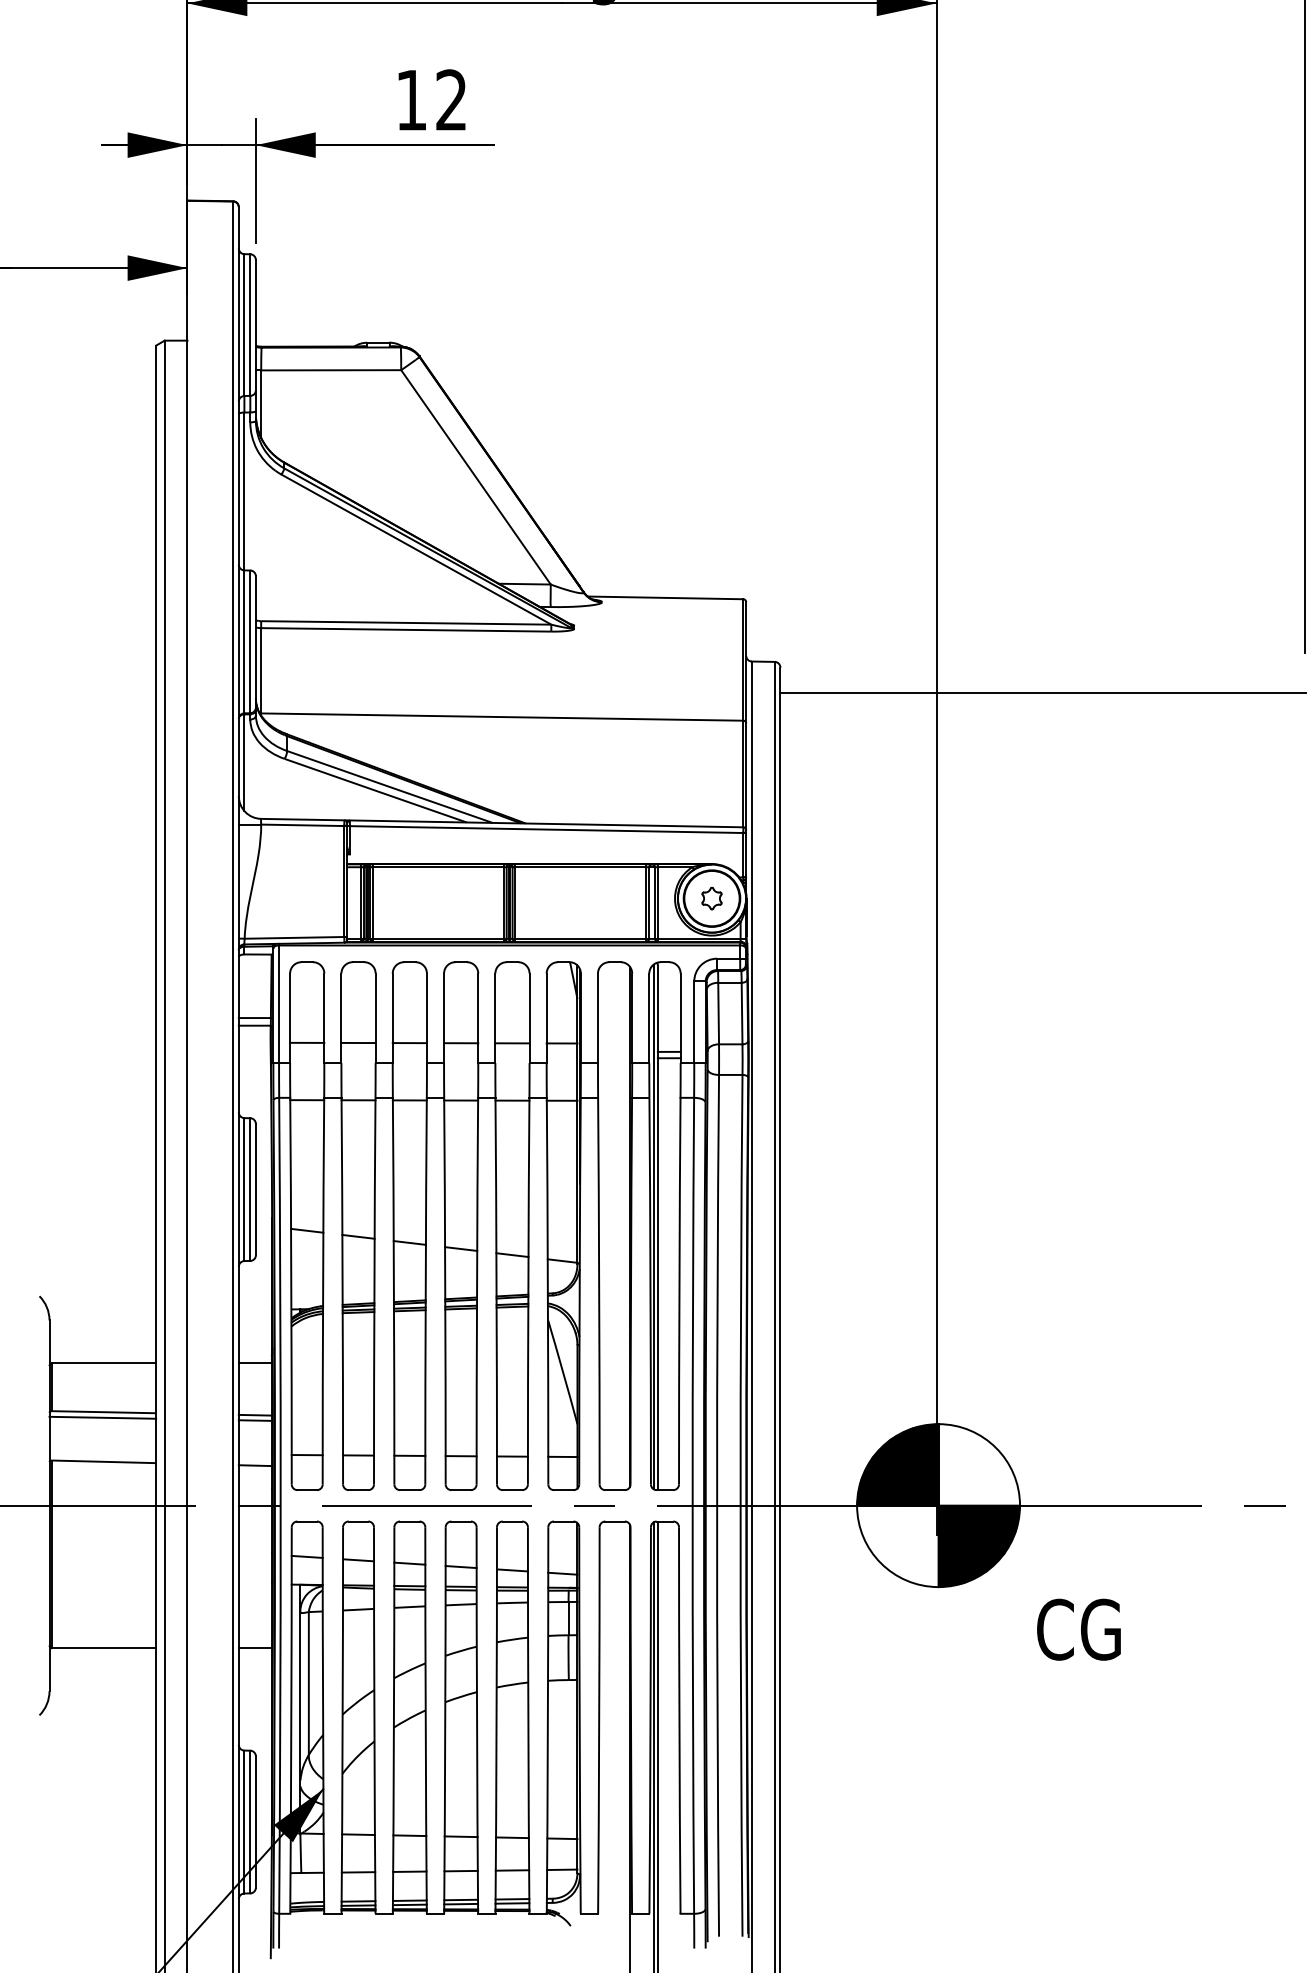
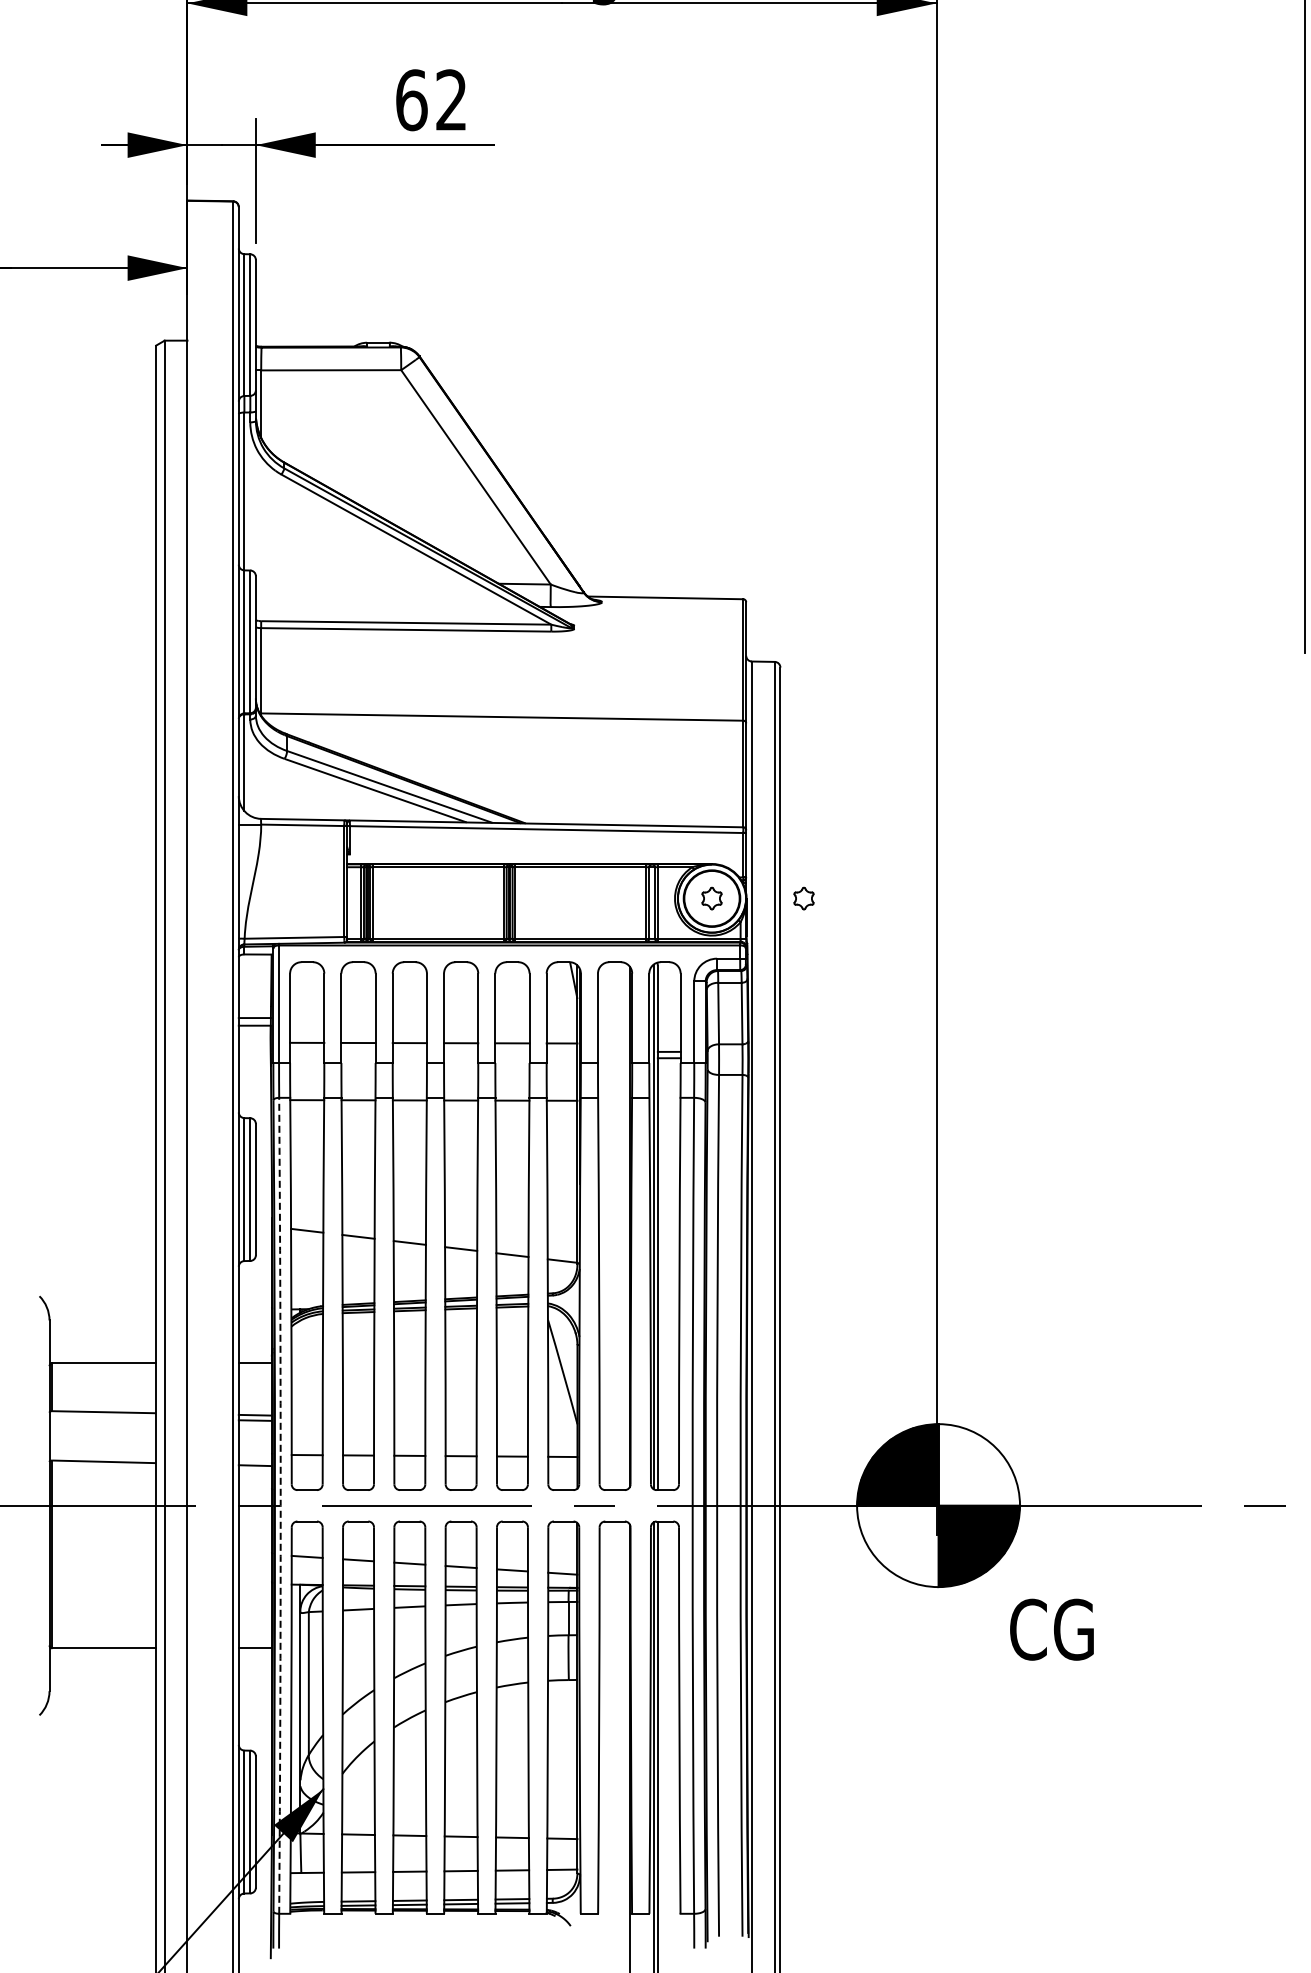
text: 12 -> 62 (411, 100)
line: present -> none (1043, 693)
part: none -> present (803, 898)
line: present -> none (102, 1417)
arc: solid -> dashed (280, 1505)
text position: (1078, 1629) -> (1051, 1629) (1051, 1629)
